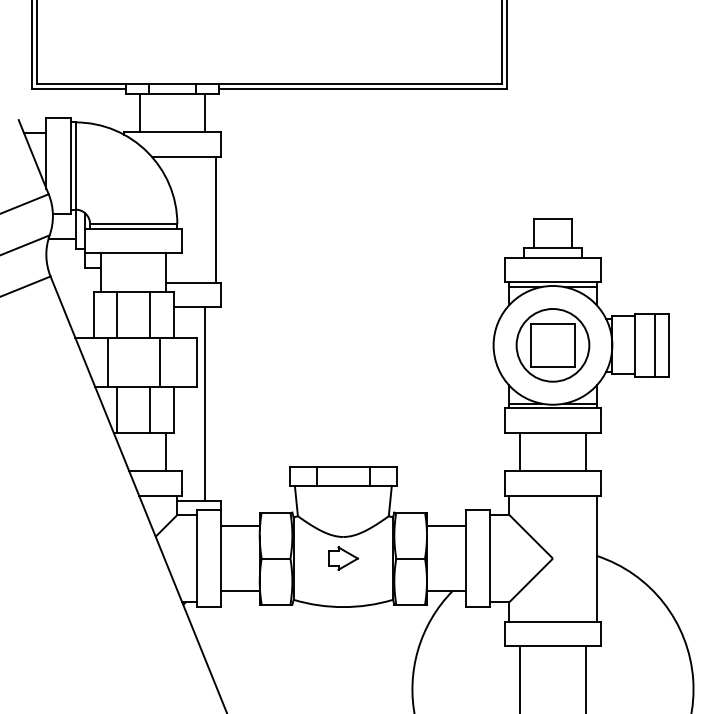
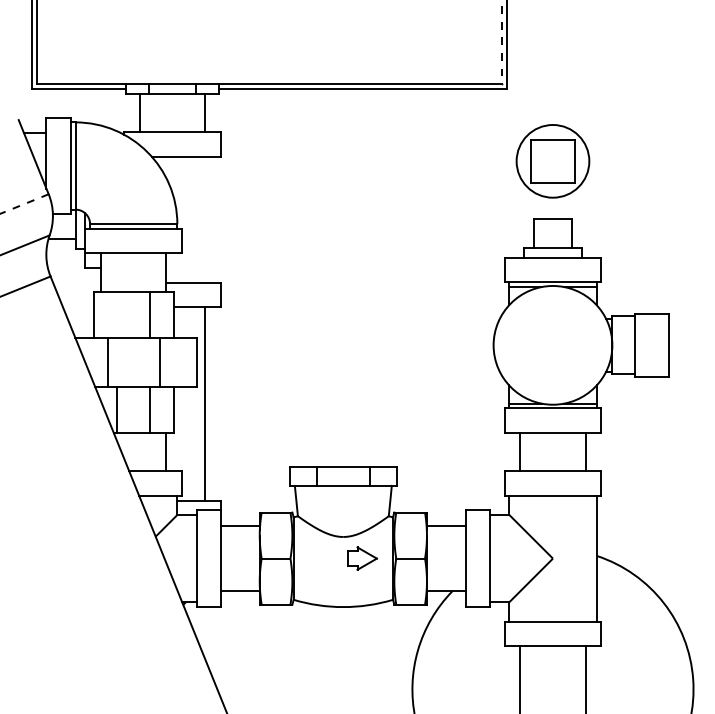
line: solid -> dashed (502, 42)
line: solid -> dashed (24, 204)
line: present -> none (216, 219)
line: present -> none (117, 315)
line: present -> none (654, 344)
part position: (552, 345) -> (552, 161) (552, 161)
part position: (343, 558) -> (362, 558) (362, 558)
